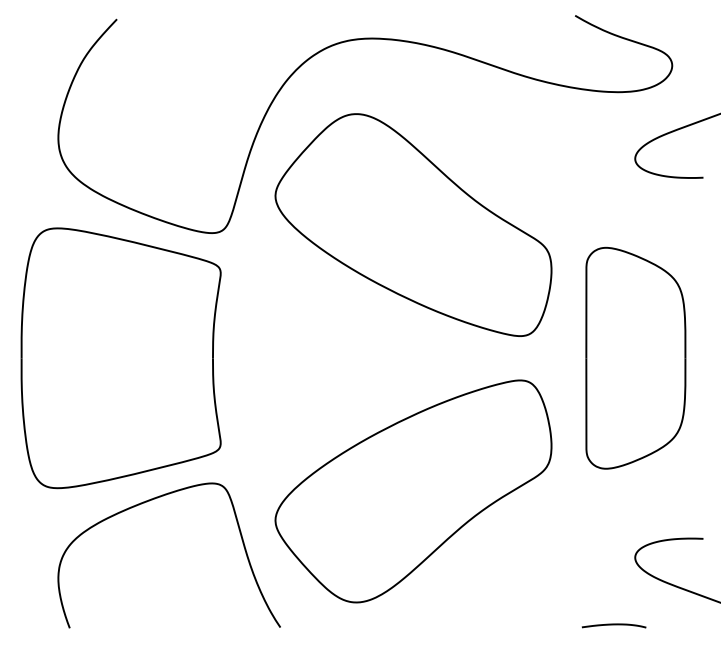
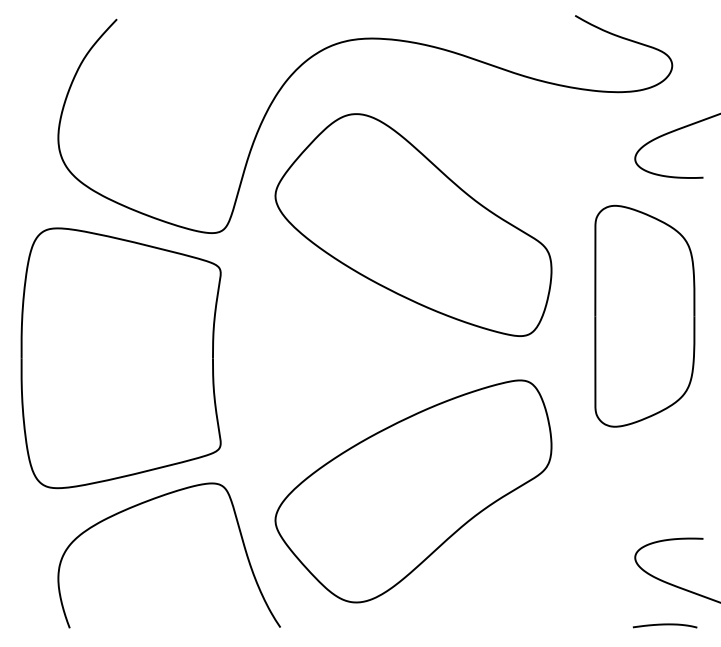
part position: (635, 357) -> (644, 315) (644, 315)
curve position: (613, 625) -> (664, 625) (664, 625)
